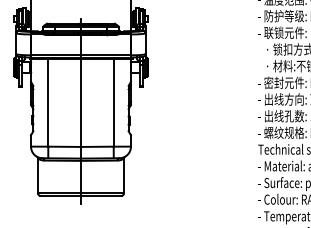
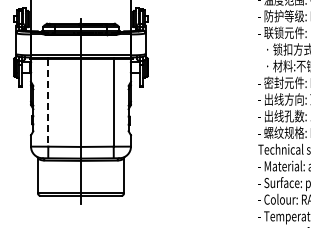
line: solid -> dashed (48, 103)
